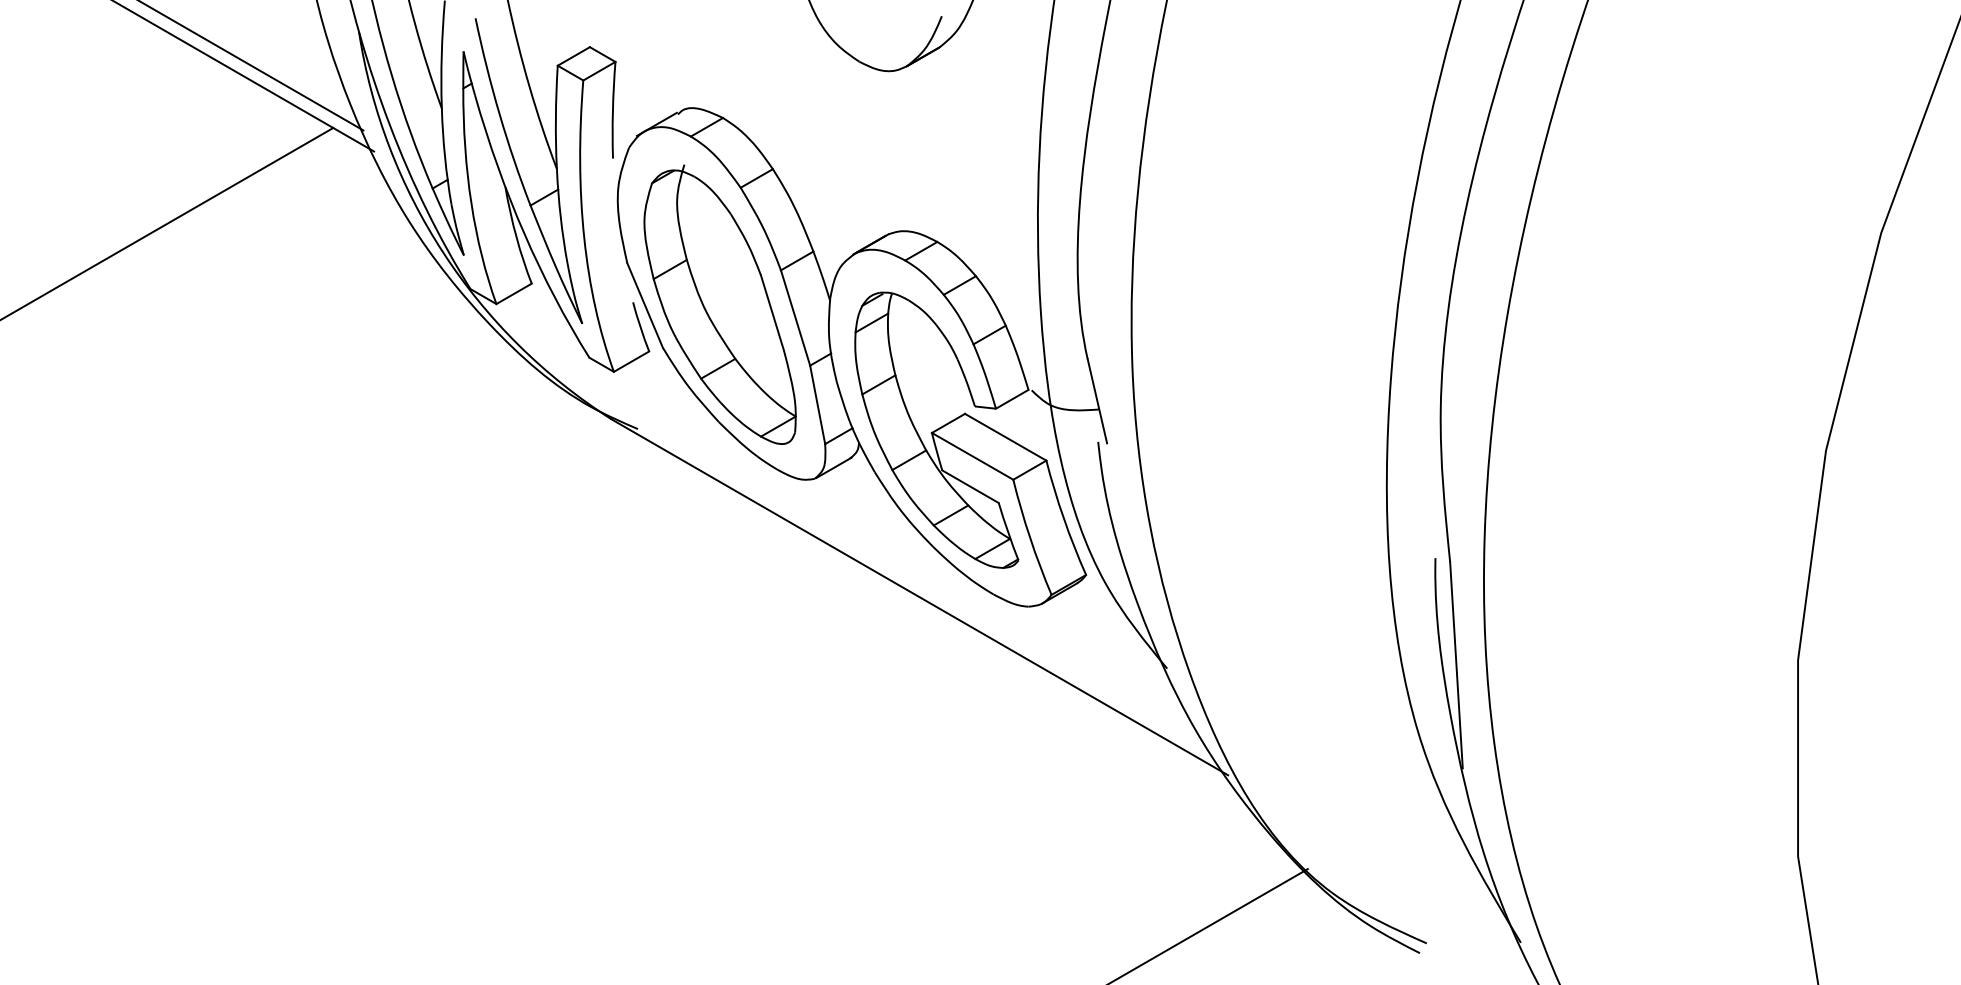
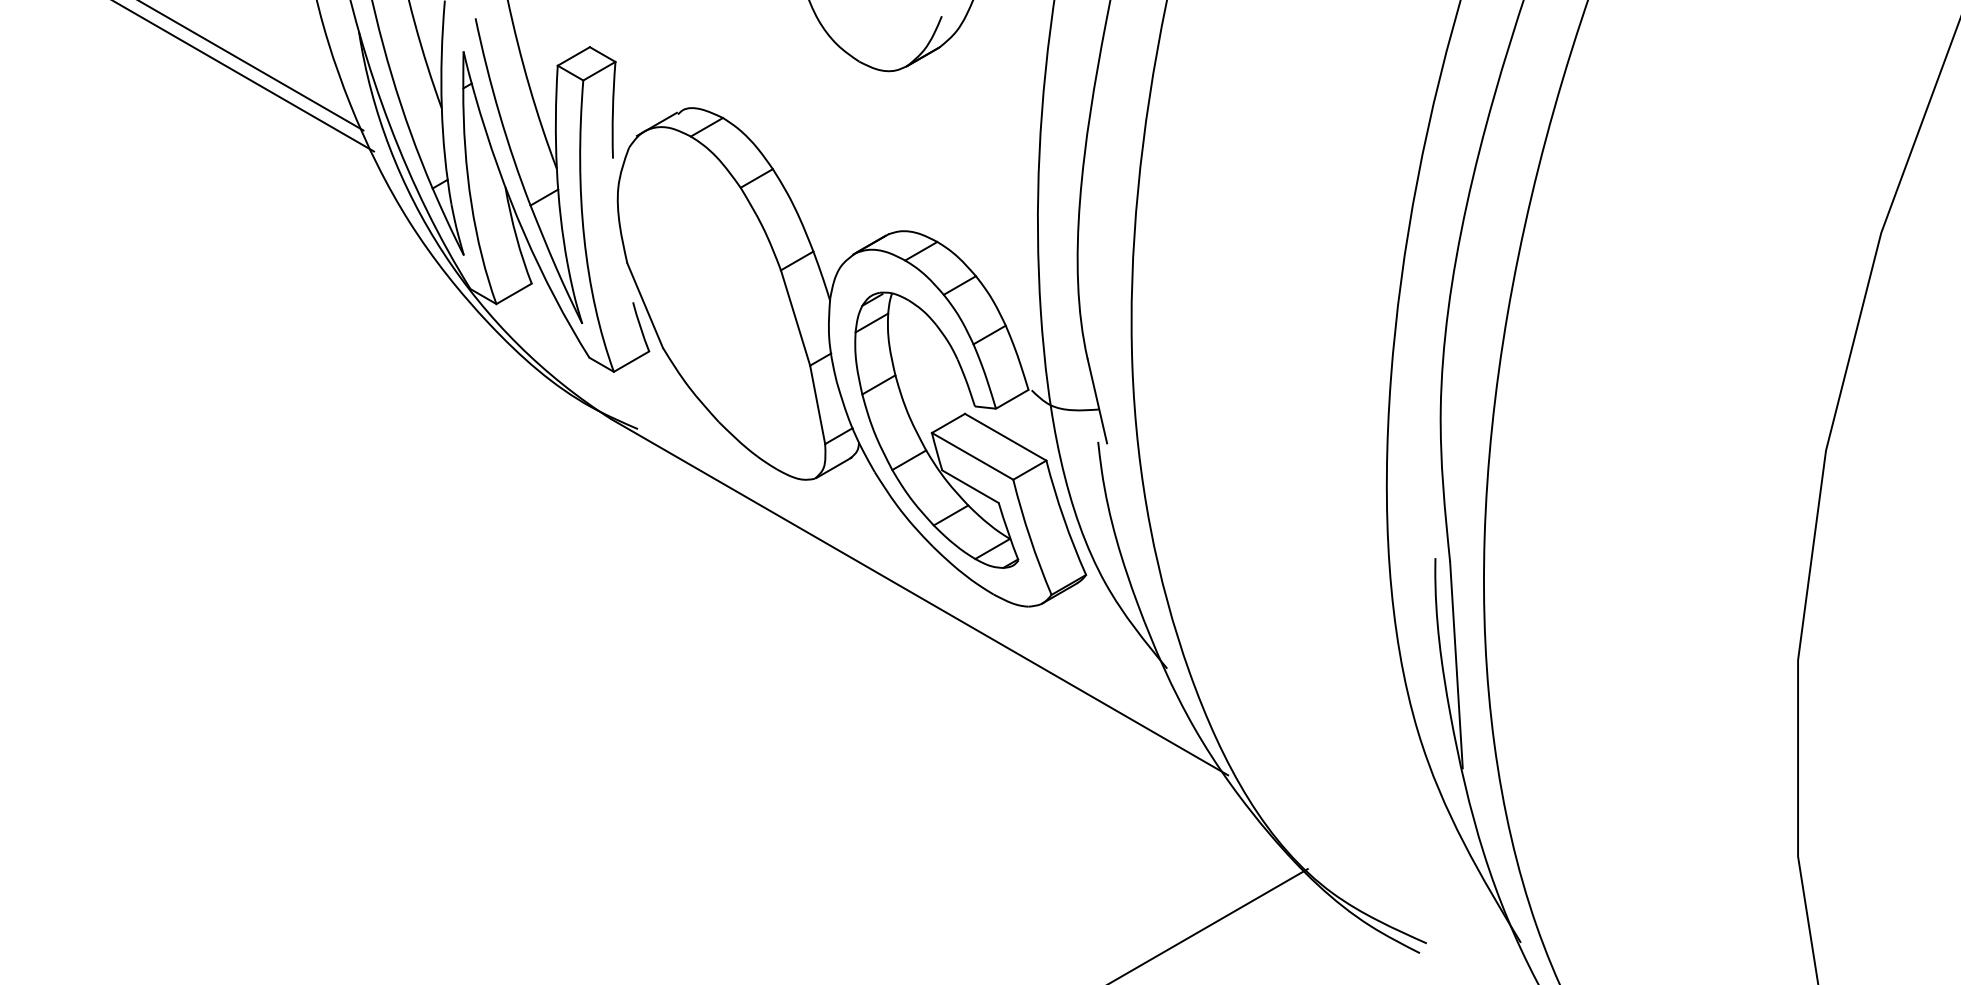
line: present -> none (167, 223)
part: present -> none (719, 304)
